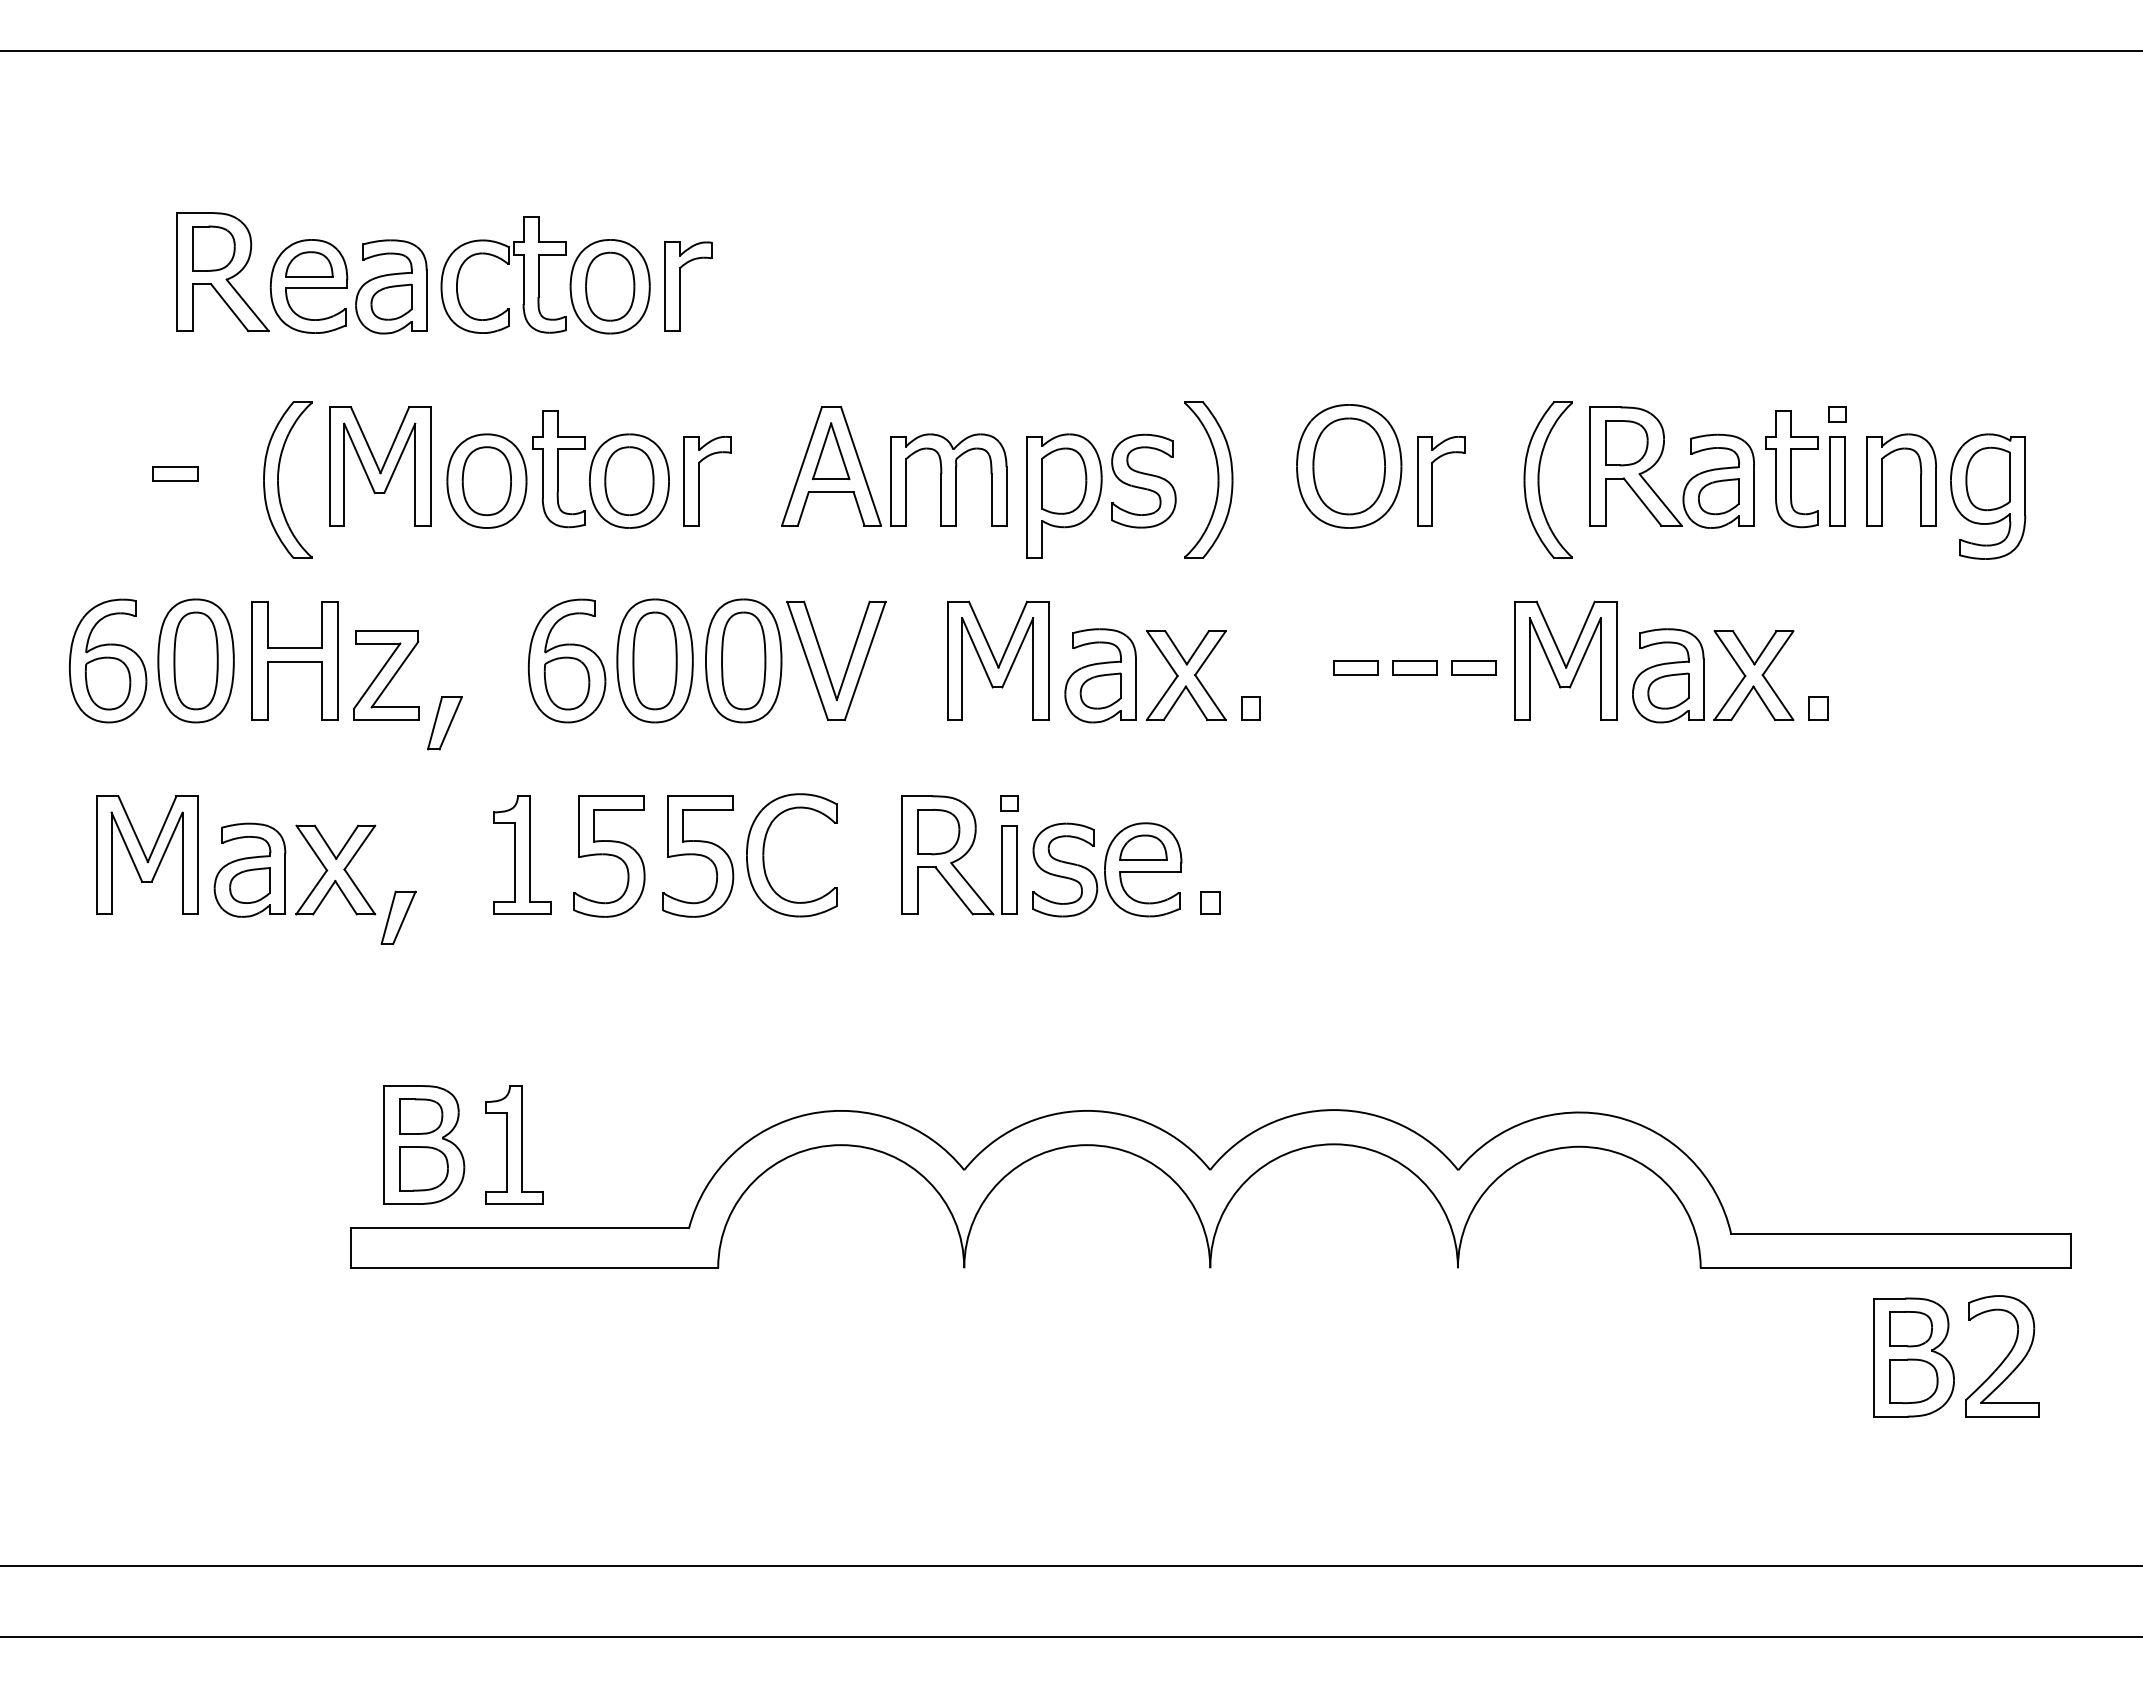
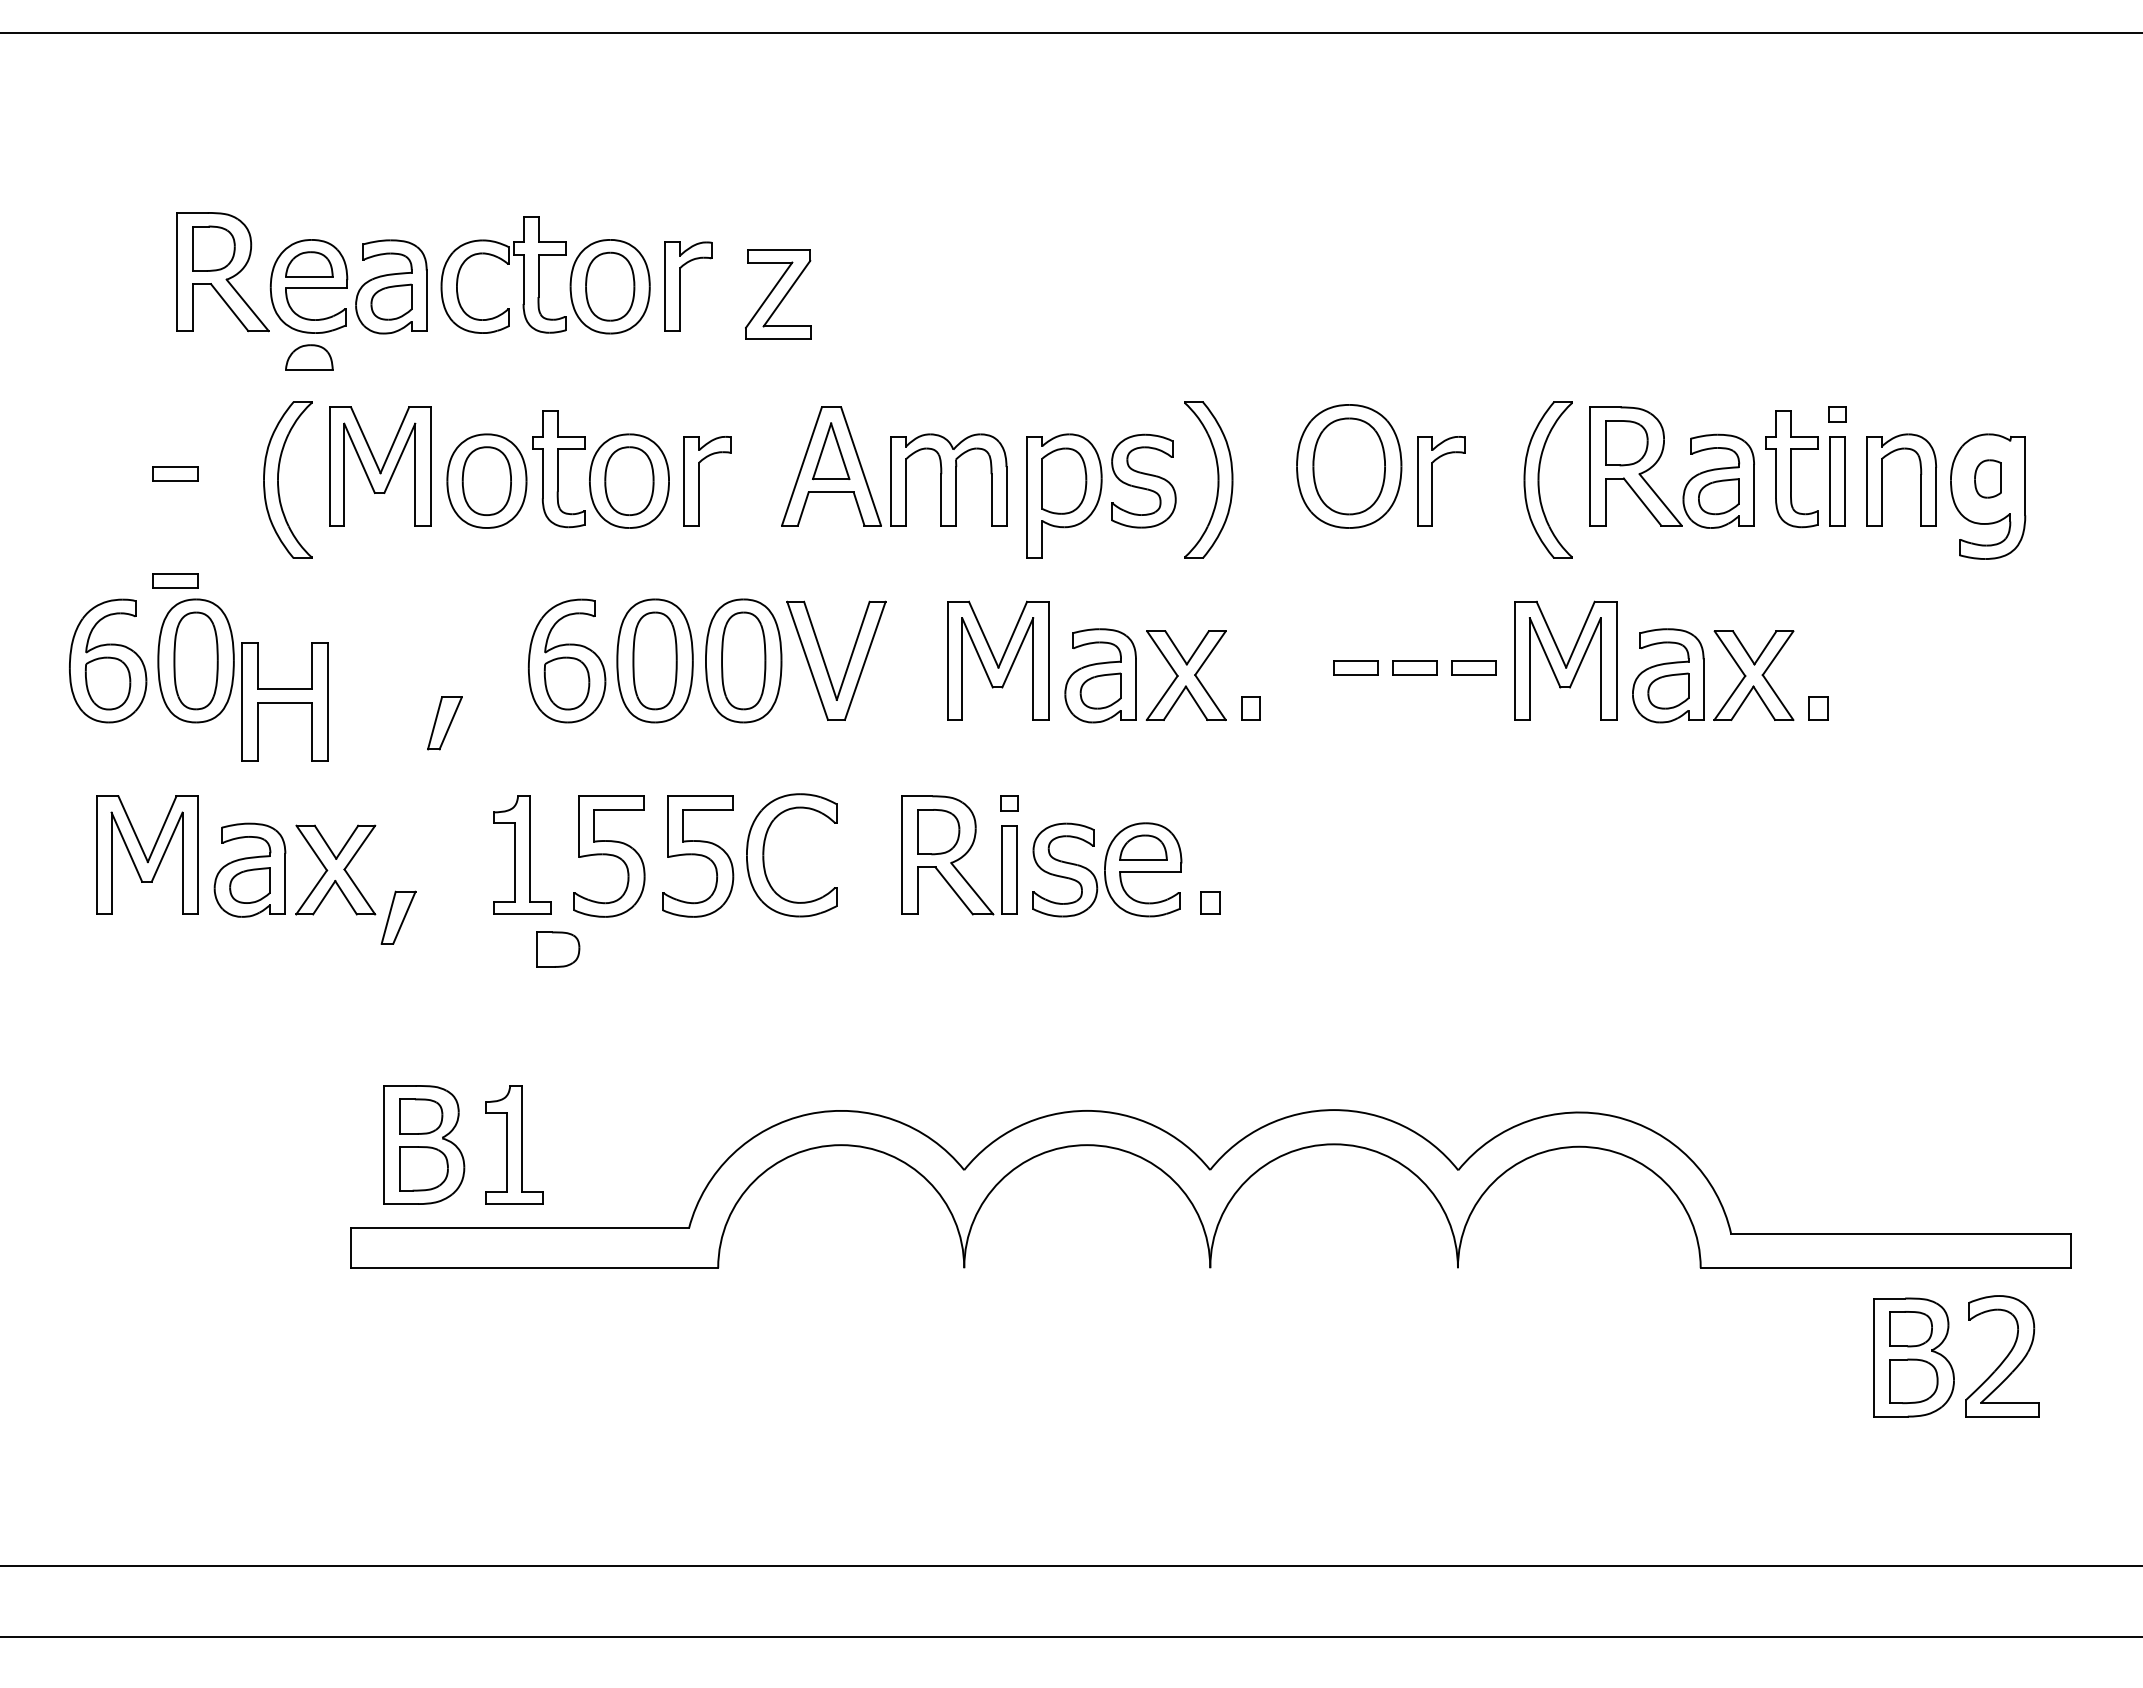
line position: (1070, 50) -> (1070, 32) (1070, 32)
part: none -> present (309, 357)
part size: 46x66 px -> 28x40 px (1987, 478)
part: none -> present (175, 580)
part position: (294, 660) -> (284, 701) (284, 701)
part position: (386, 675) -> (778, 294) (778, 294)
part: none -> present (558, 949)
